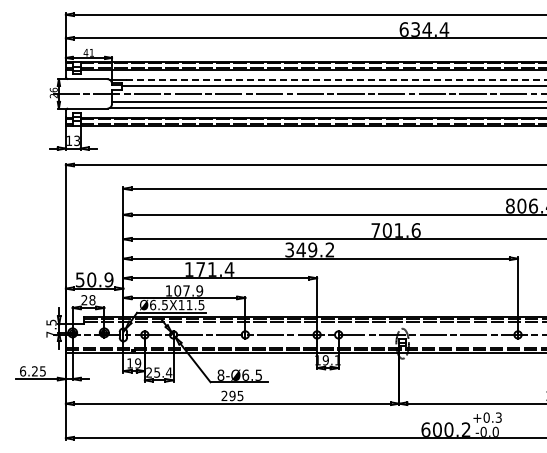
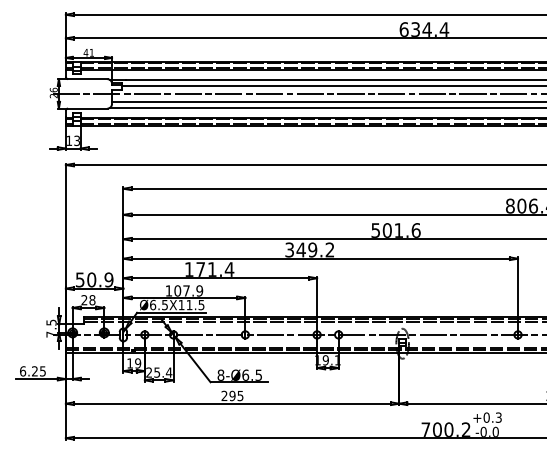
line: dashed -> solid (336, 79)
text: 701.6 -> 501.6 (375, 230)
text: 600.2 -> 700.2 (425, 429)
